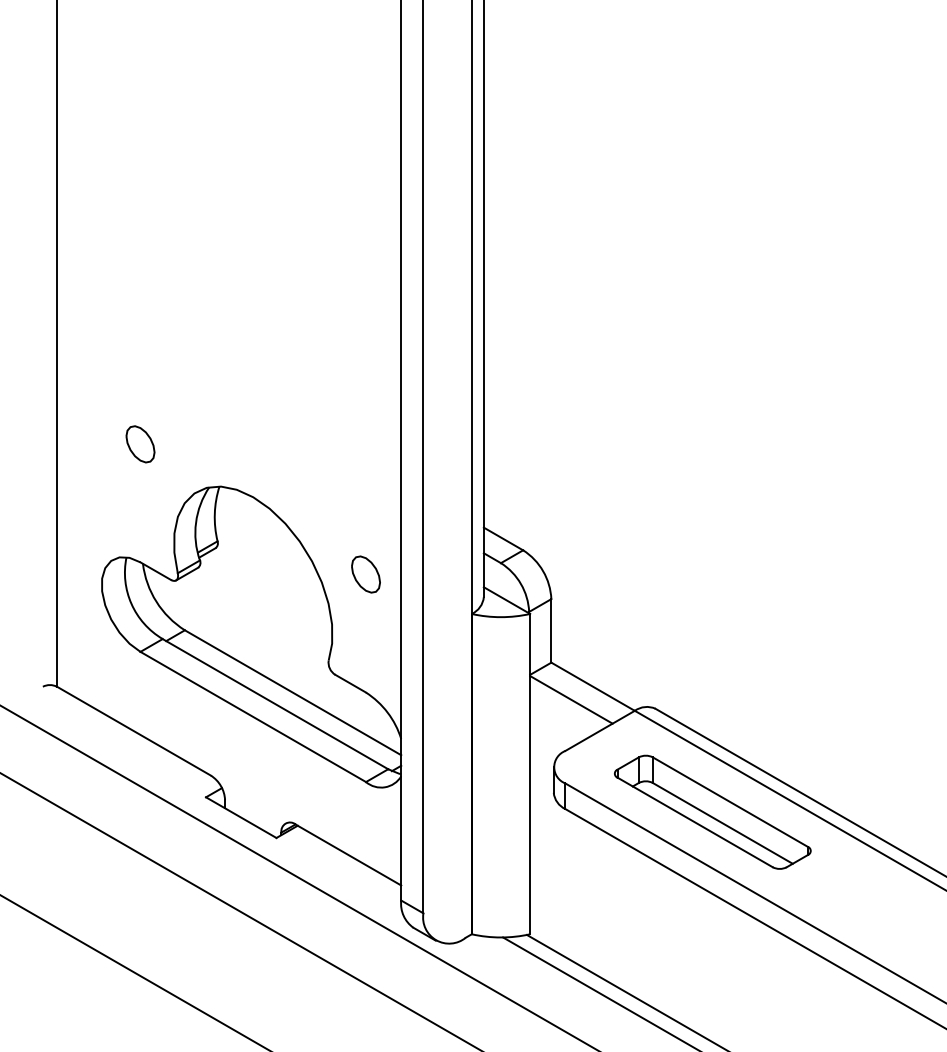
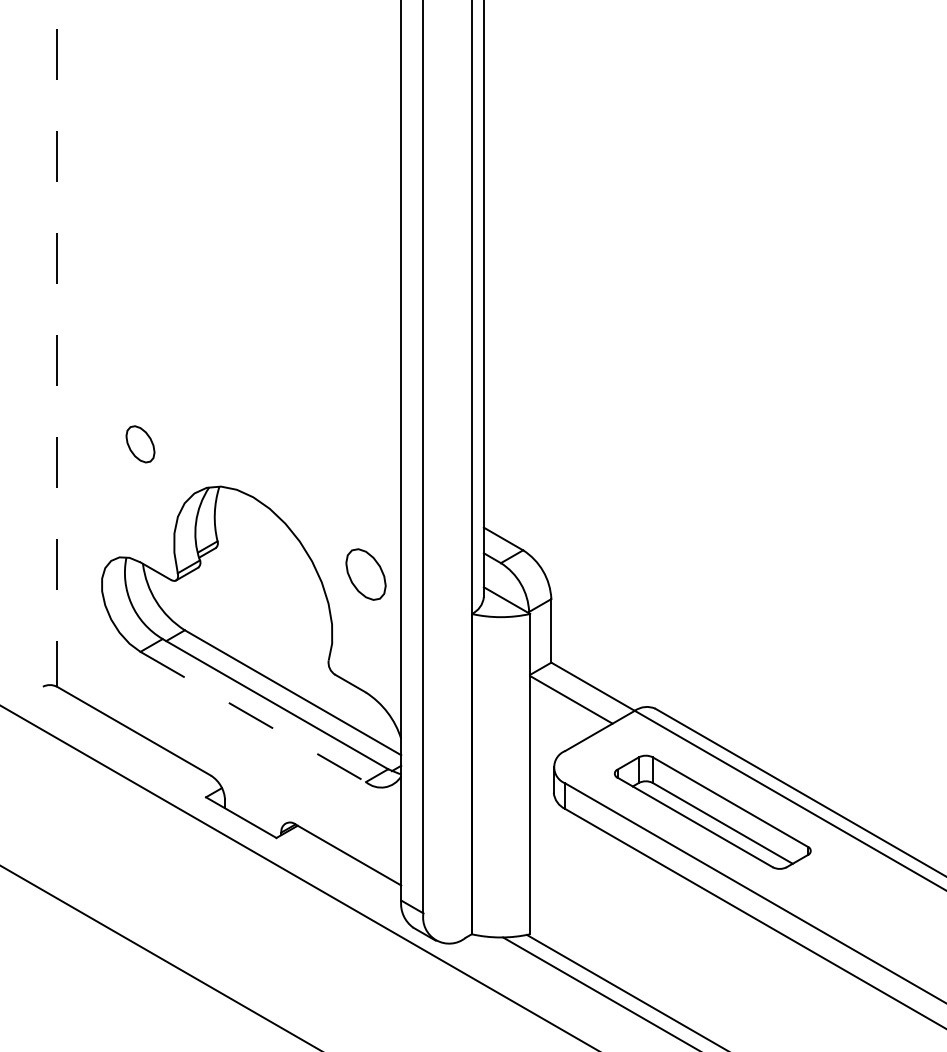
line: solid -> dashed (57, 343)
part size: 30x39 px -> 42x53 px (365, 574)
line: solid -> dashed (253, 717)
line: present -> none (239, 911)
line position: (134, 972) -> (159, 957) (159, 957)
